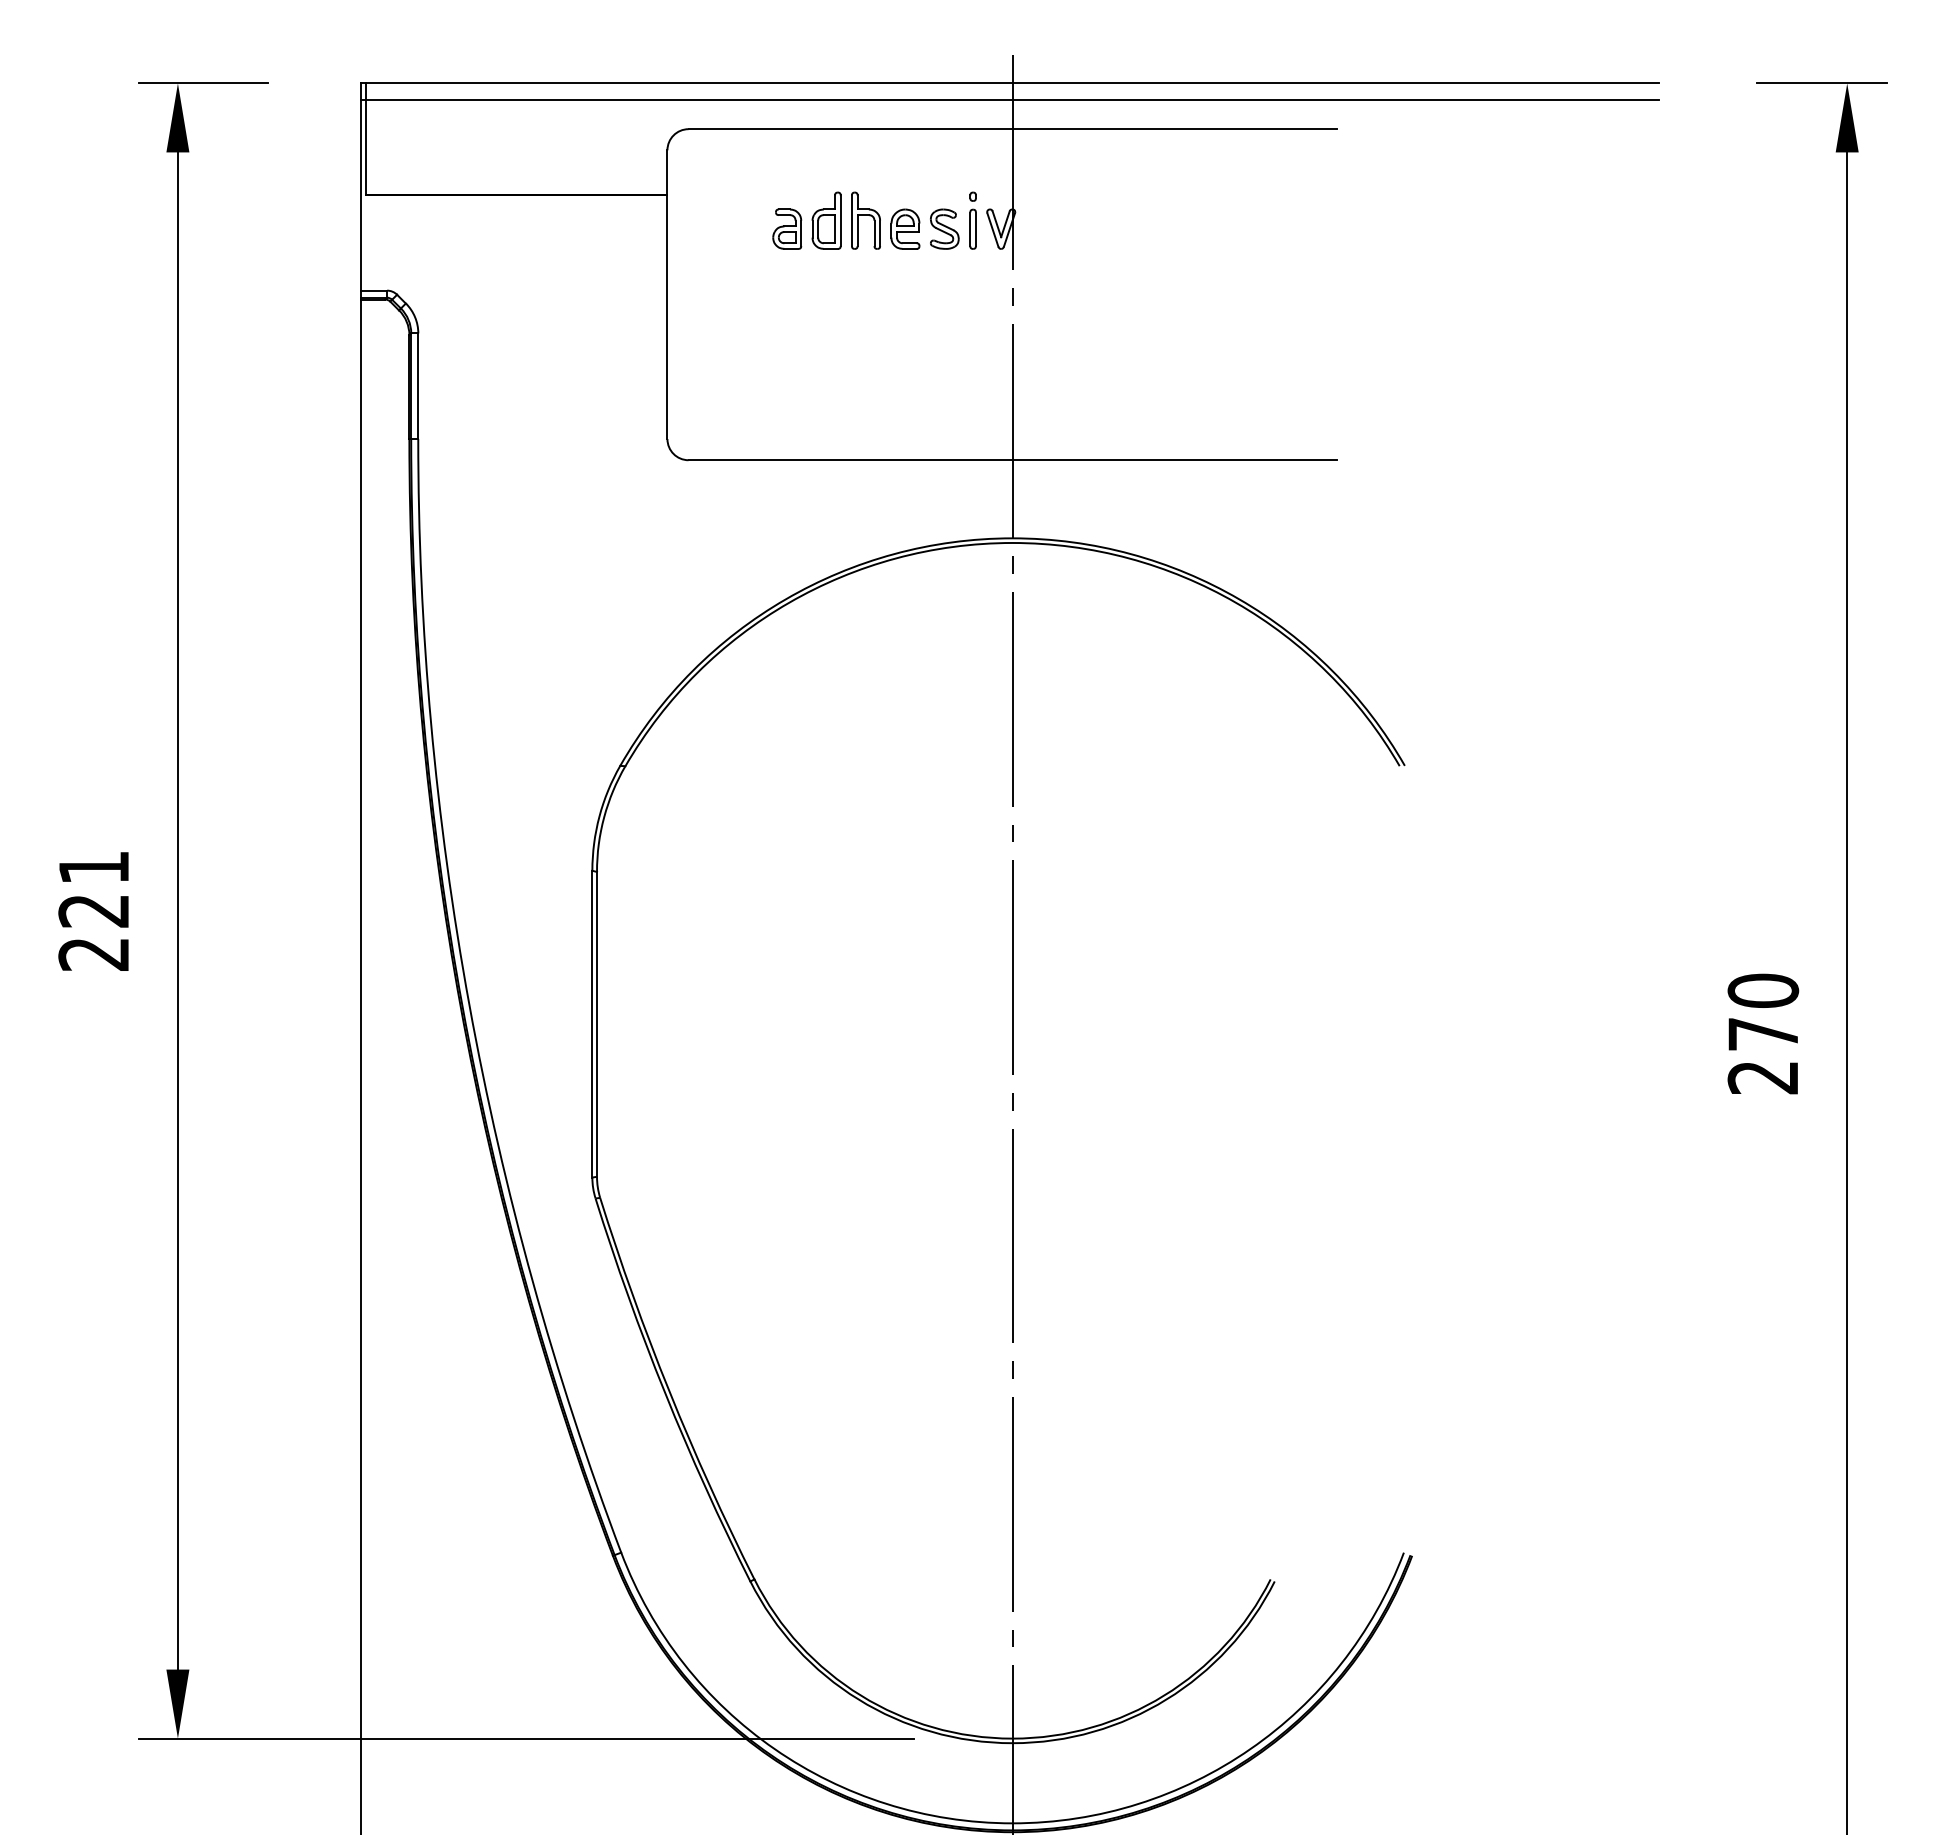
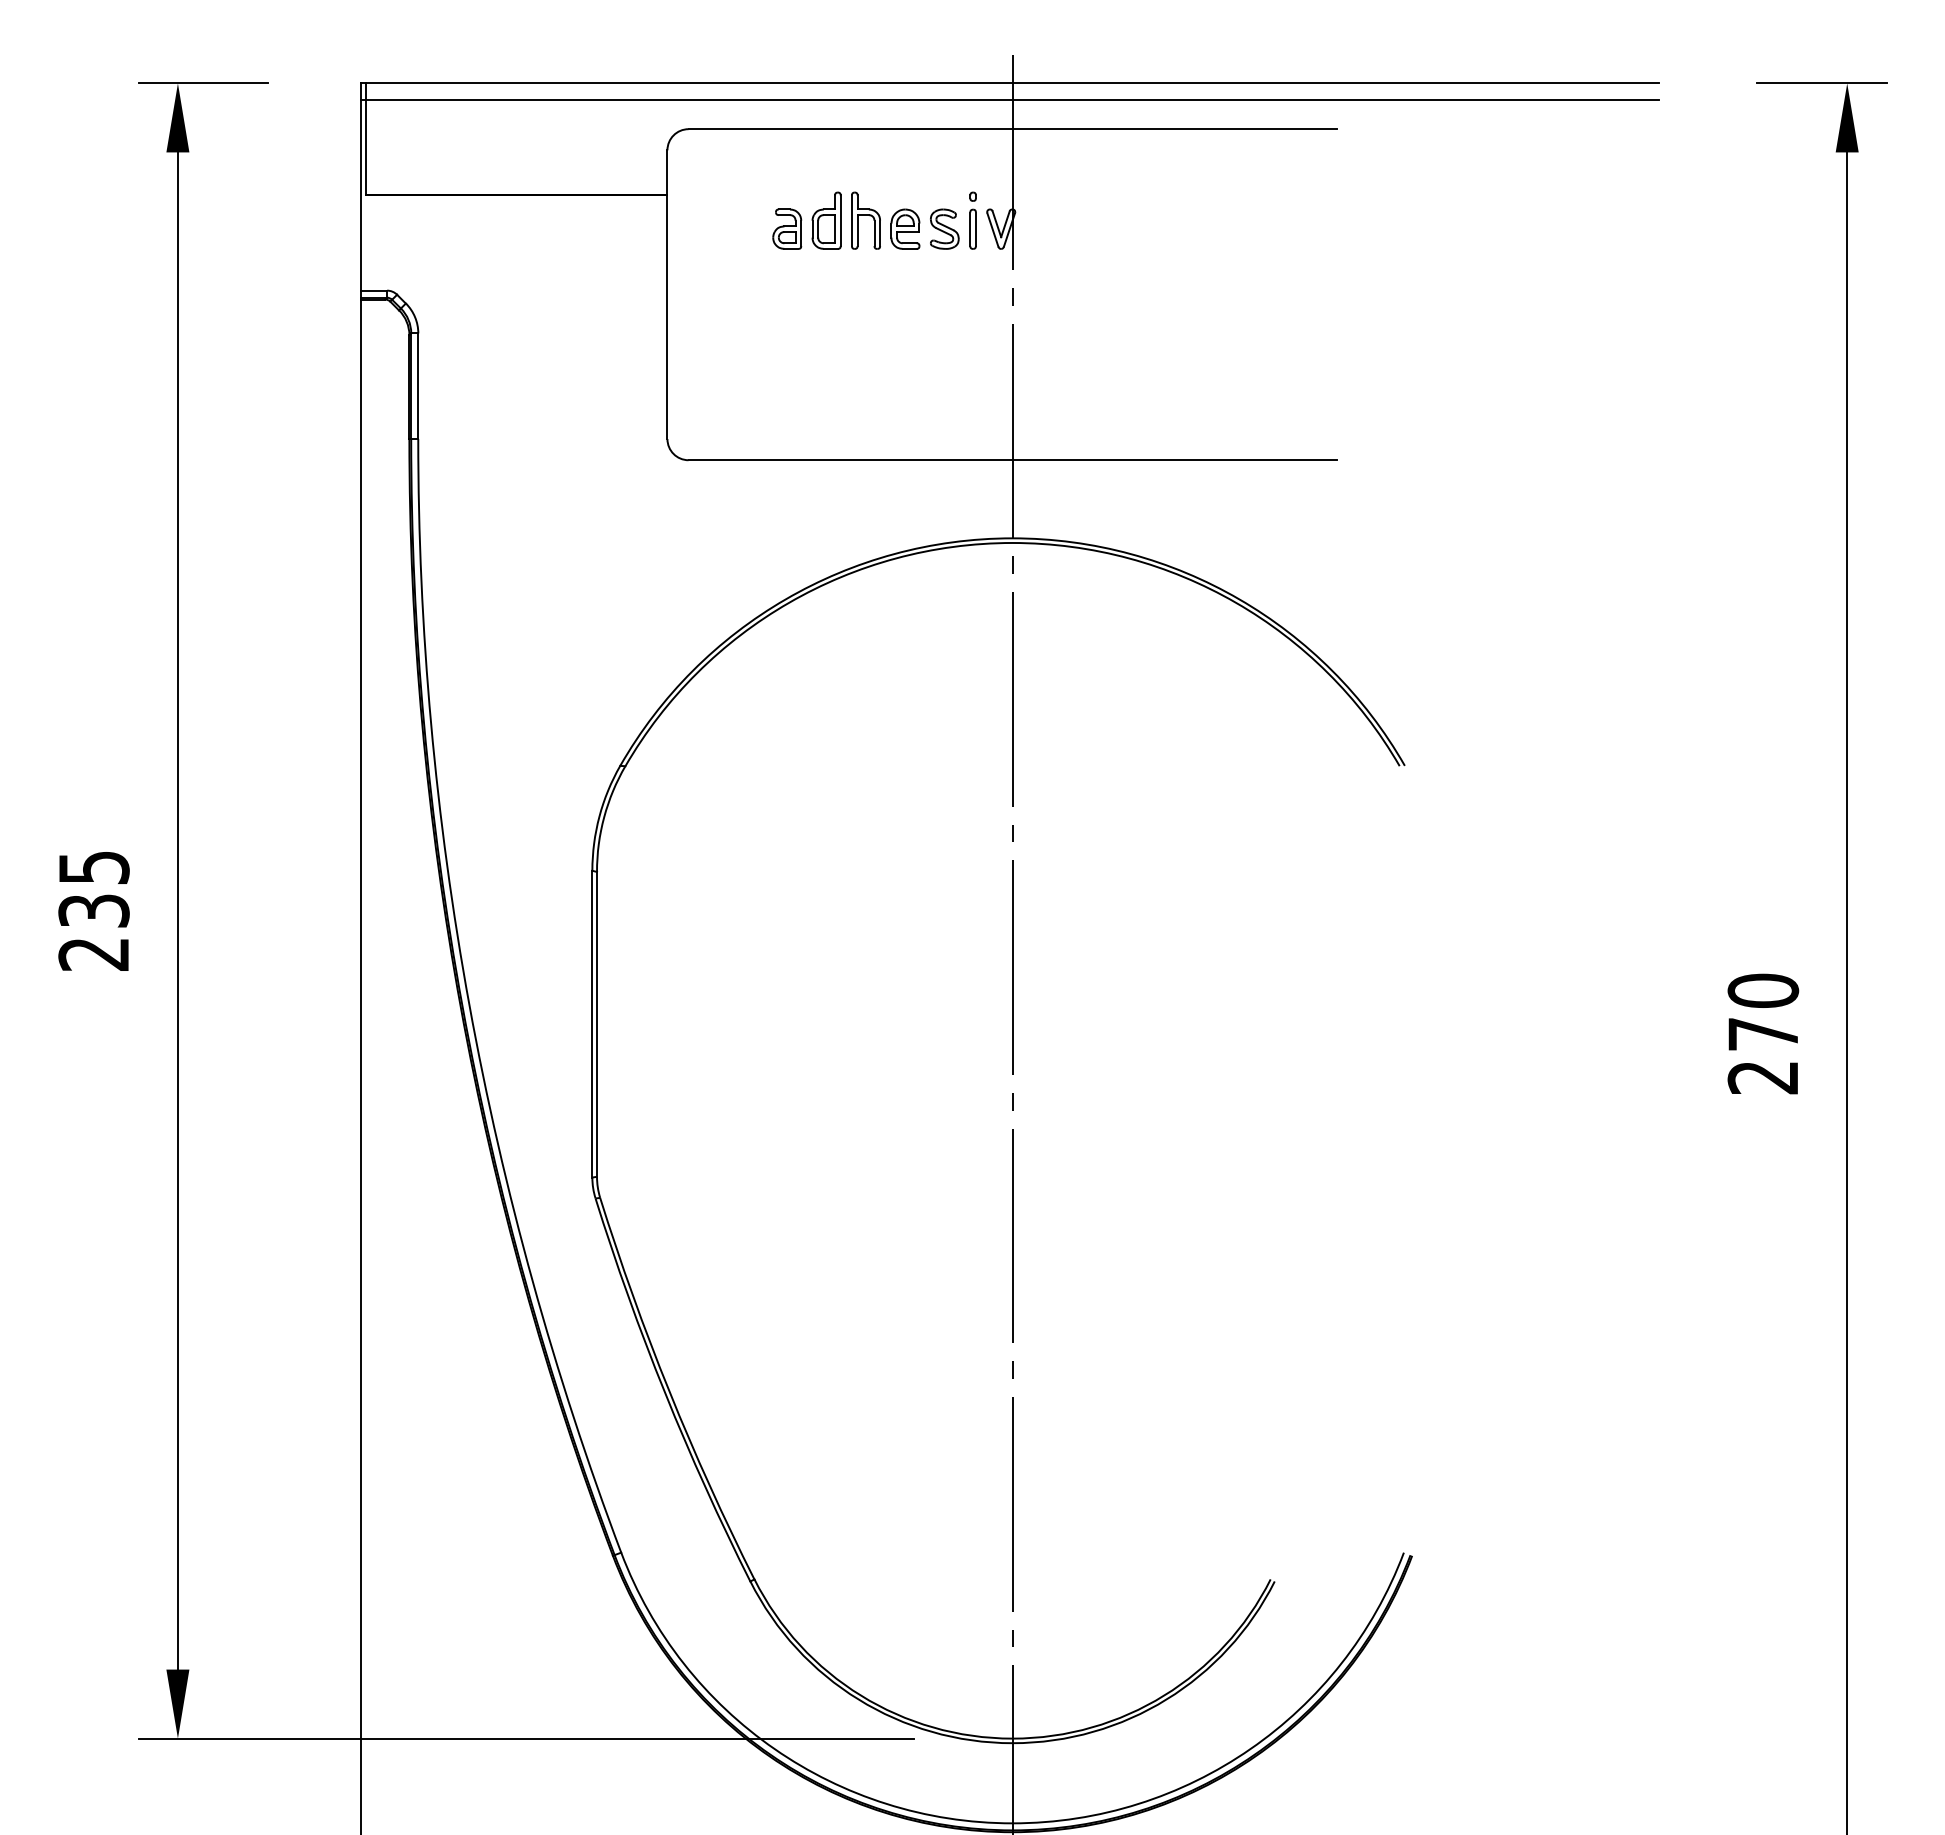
text: 221 -> 235 (93, 889)
